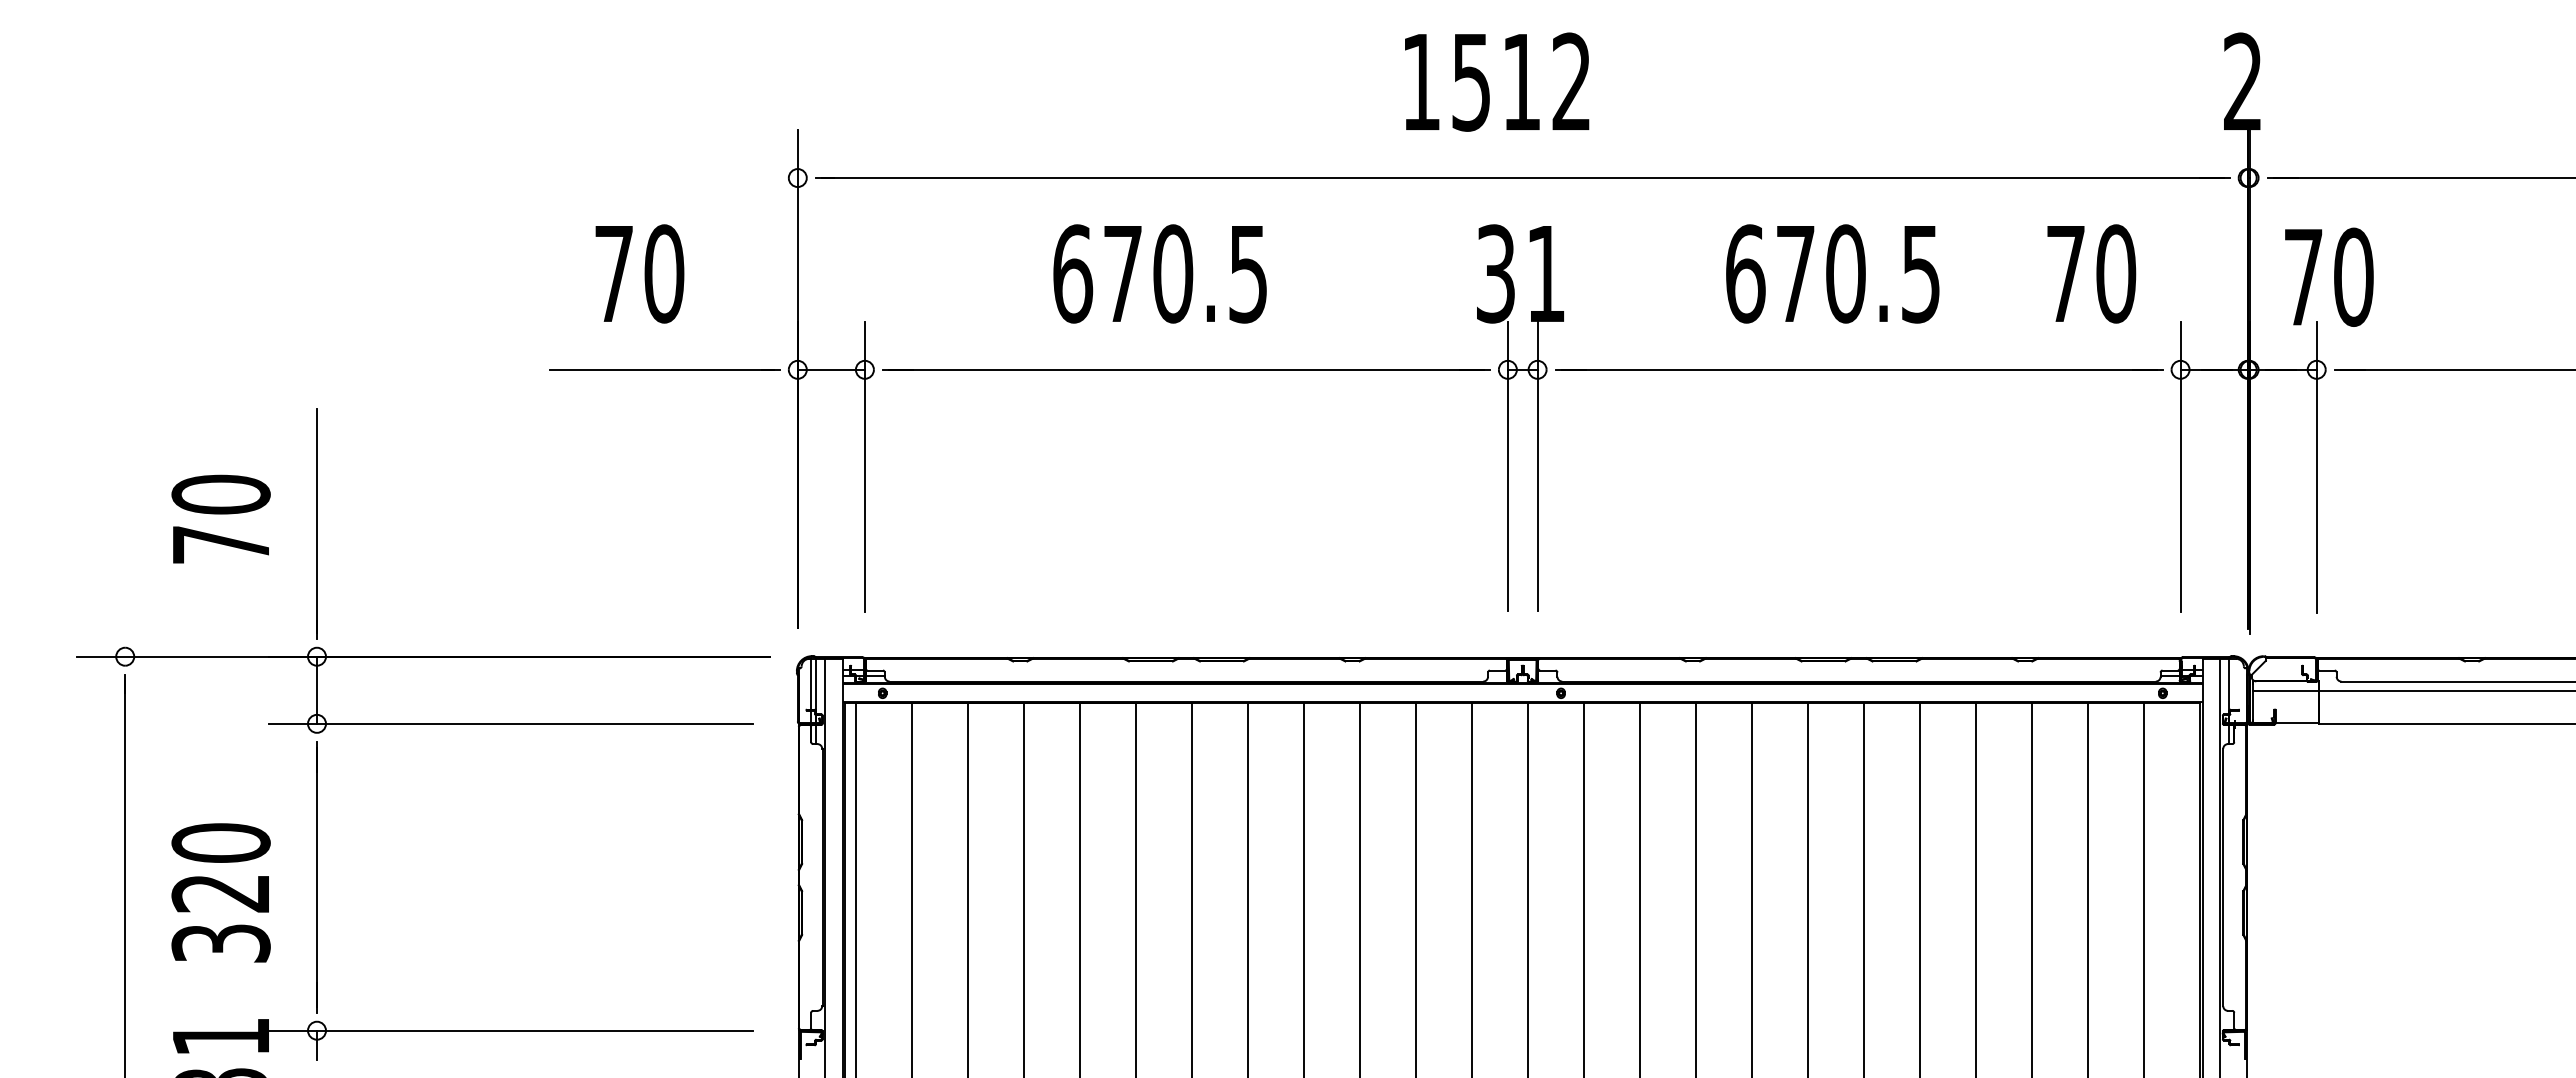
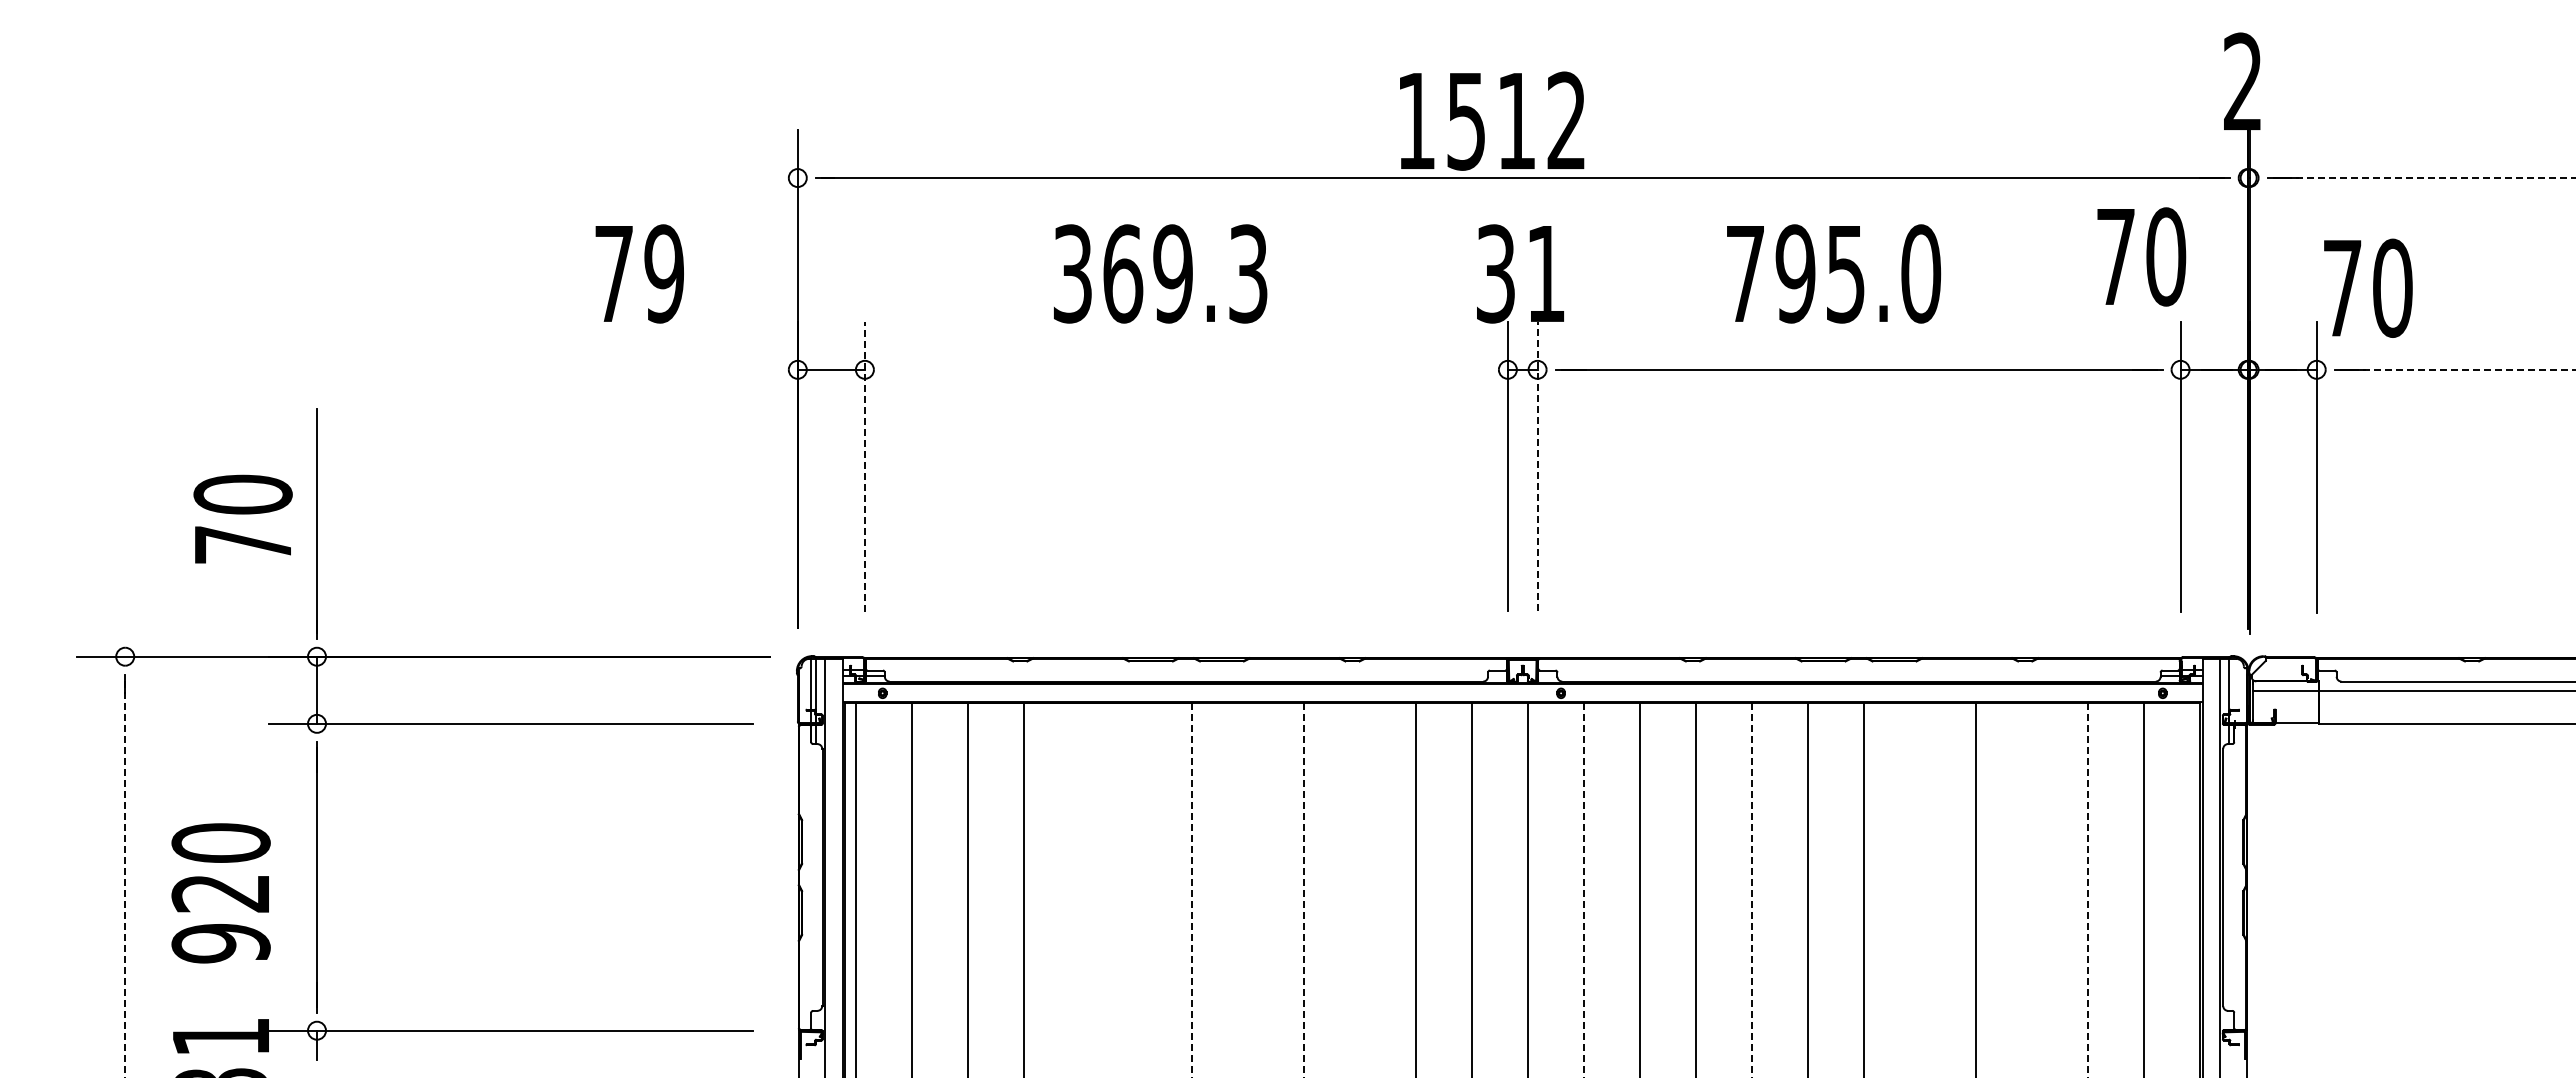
text position: (1497, 81) -> (1492, 120) (1492, 120)
line: solid -> dashed (2424, 178)
text: 70 -> 79 (664, 273)
text: 670.5 -> 369.3 (1160, 273)
text: 670.5 -> 795.0 (1833, 273)
text position: (2091, 273) -> (2141, 256) (2141, 256)
text position: (2329, 276) -> (2368, 287) (2368, 287)
line: present -> none (664, 369)
line: present -> none (1186, 369)
line: solid -> dashed (2458, 369)
line: solid -> dashed (864, 466)
line: solid -> dashed (1537, 466)
text position: (220, 518) -> (242, 518) (242, 518)
line: solid -> dashed (125, 879)
line: present -> none (1079, 888)
line: present -> none (1136, 888)
line: present -> none (1247, 888)
line: present -> none (1359, 888)
line: present -> none (1919, 888)
line: present -> none (2032, 888)
line: solid -> dashed (1191, 891)
line: solid -> dashed (1303, 891)
line: solid -> dashed (1583, 891)
line: solid -> dashed (1752, 891)
line: solid -> dashed (2088, 891)
text: 320 -> 920 (220, 943)
